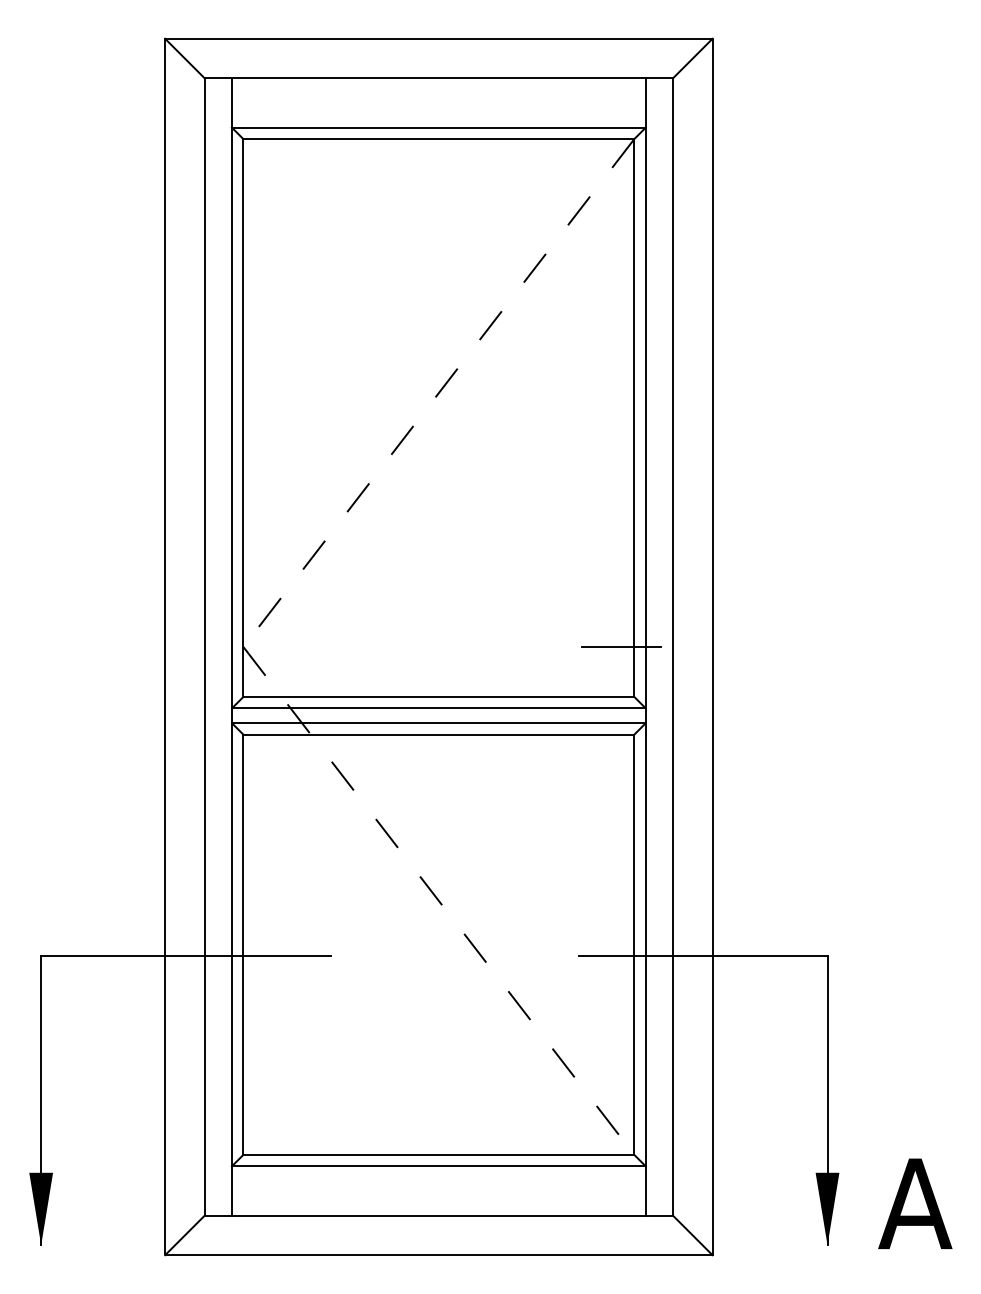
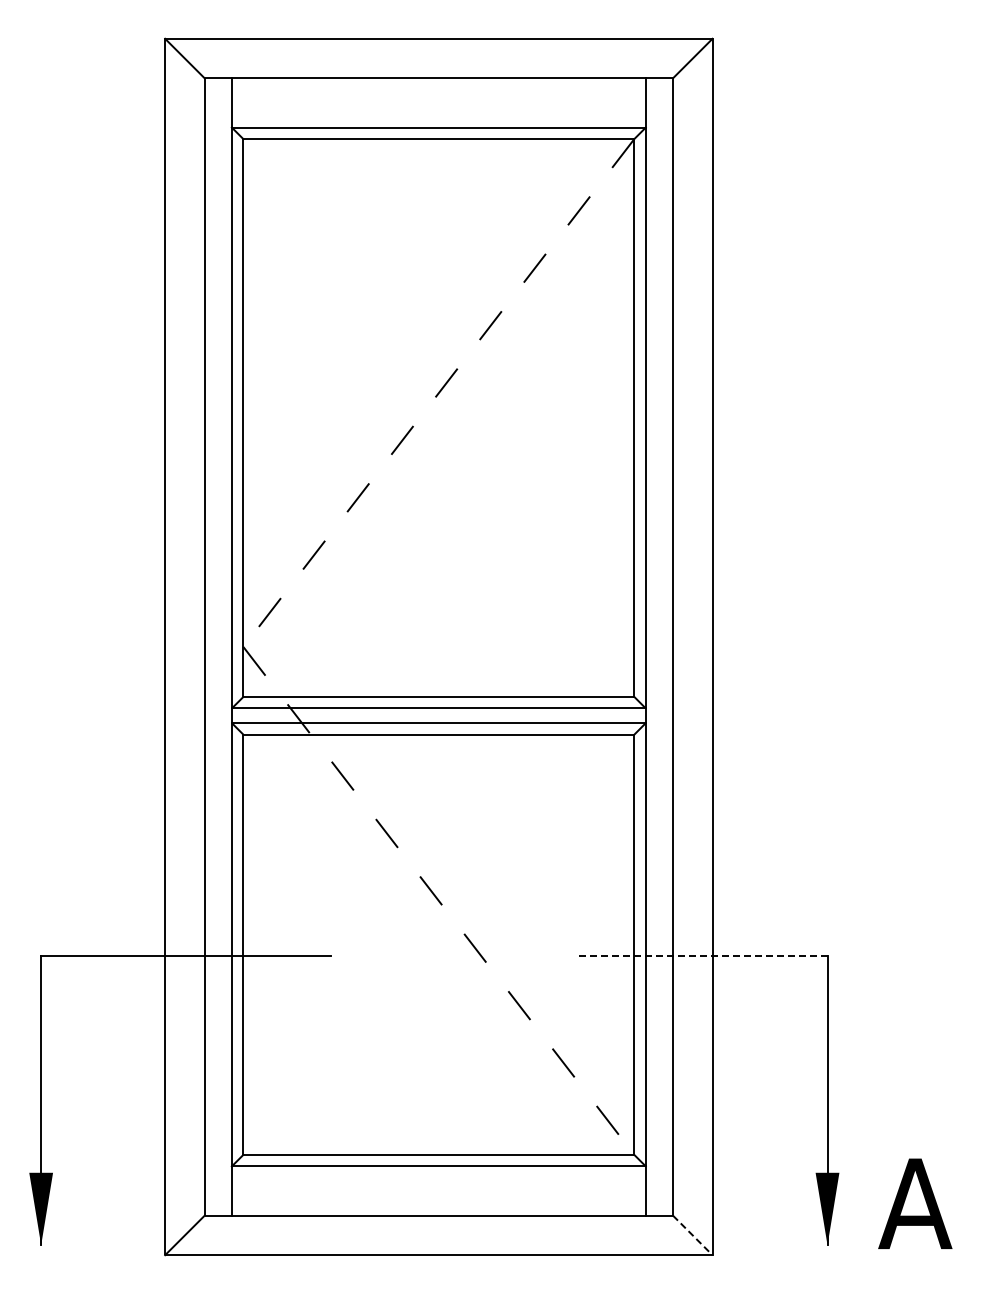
line: present -> none (620, 647)
line: solid -> dashed (703, 955)
line: solid -> dashed (692, 1235)
